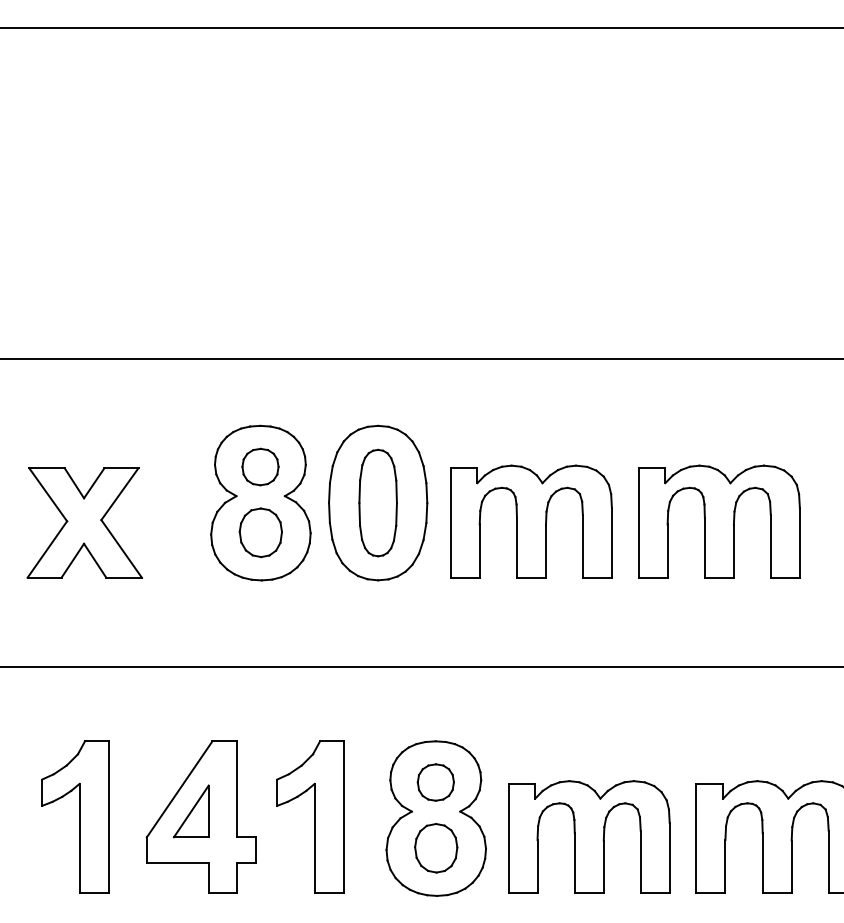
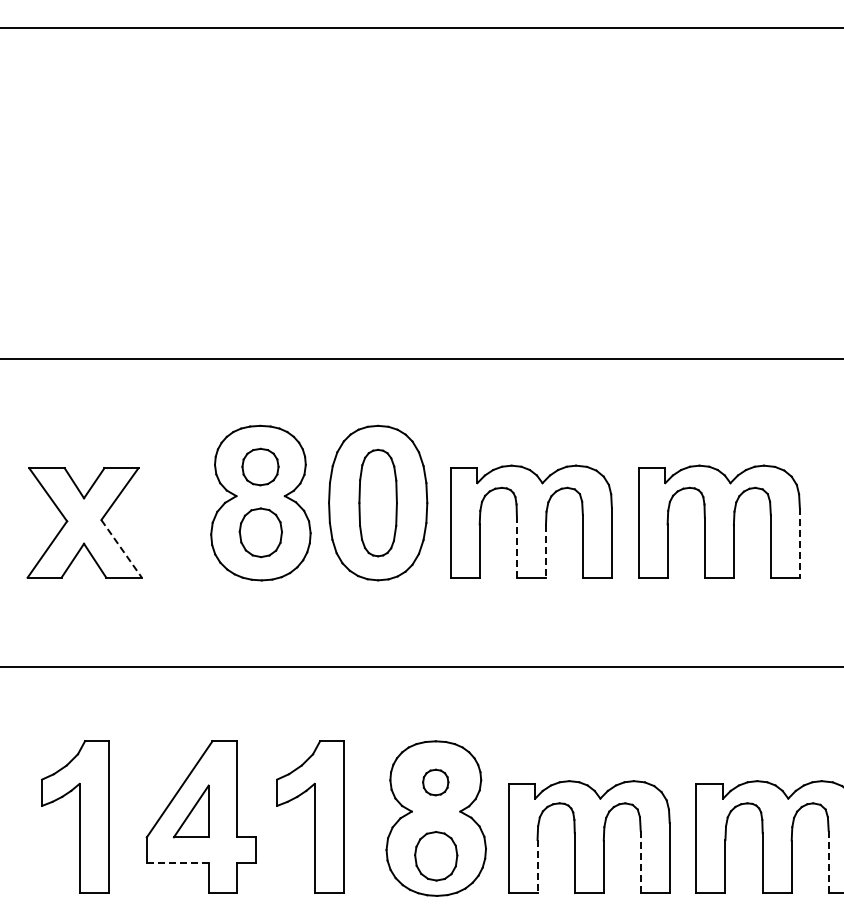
line: solid -> dashed (799, 543)
line: solid -> dashed (516, 547)
line: solid -> dashed (121, 549)
line: solid -> dashed (545, 551)
part size: 39x39 px -> 28x29 px (435, 782)
part position: (436, 848) -> (436, 856) (436, 856)
line: solid -> dashed (640, 861)
line: solid -> dashed (828, 861)
line: solid -> dashed (177, 862)
line: solid -> dashed (537, 866)
